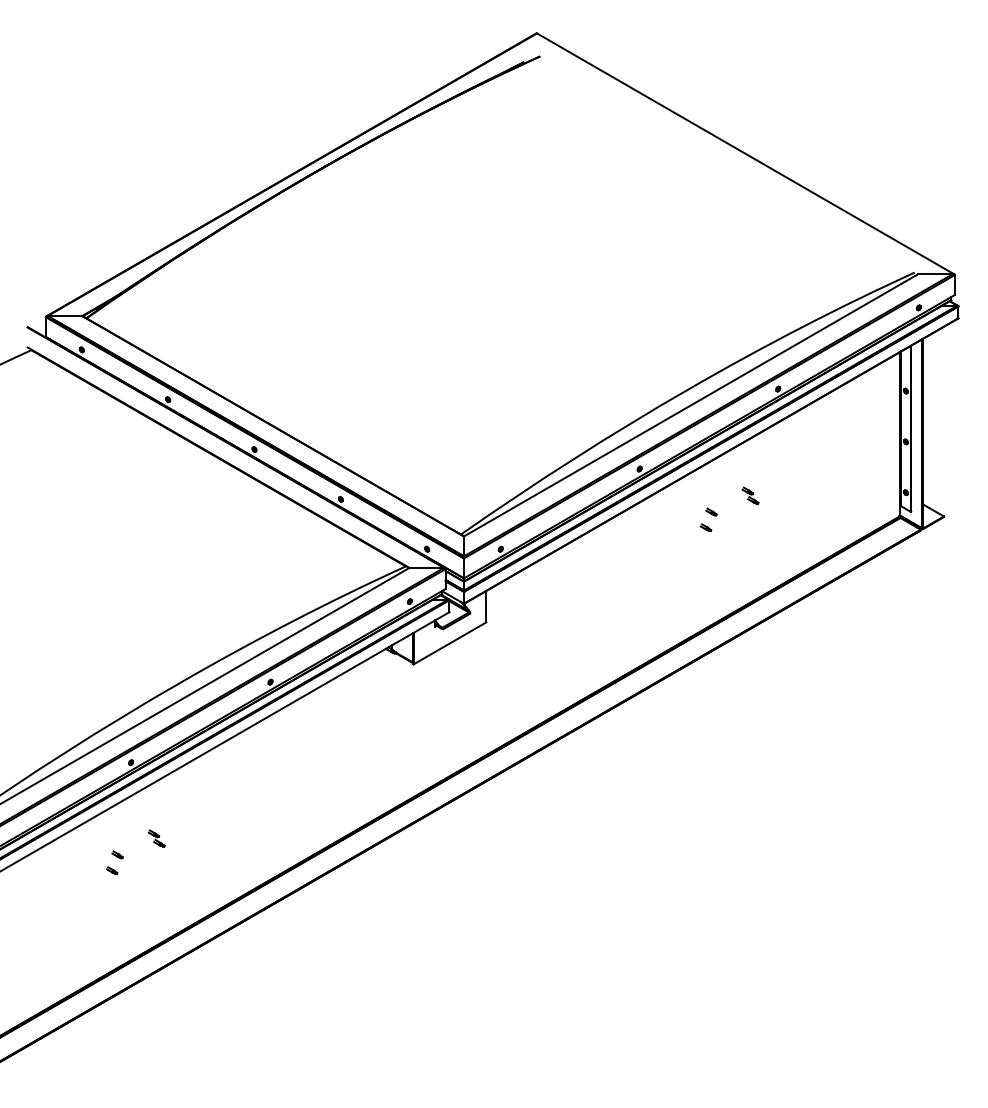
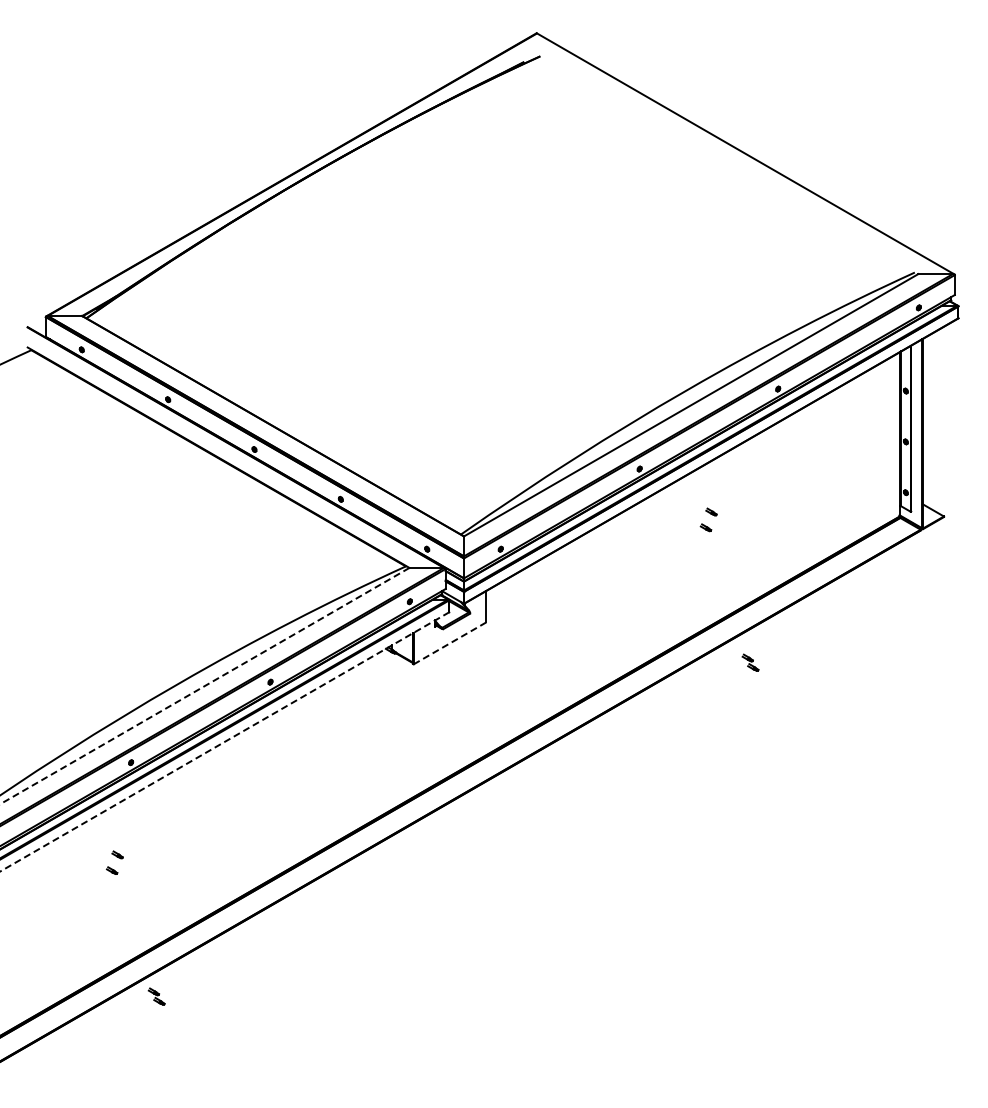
part position: (750, 495) -> (750, 662) (750, 662)
line: solid -> dashed (450, 643)
line: solid -> dashed (204, 686)
line: solid -> dashed (224, 742)
part position: (156, 838) -> (156, 996) (156, 996)
